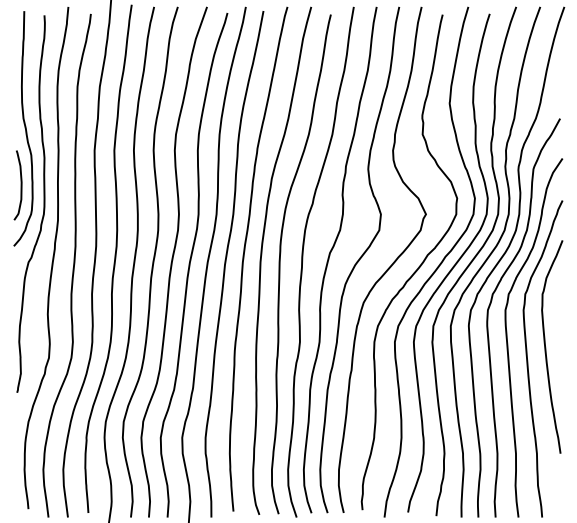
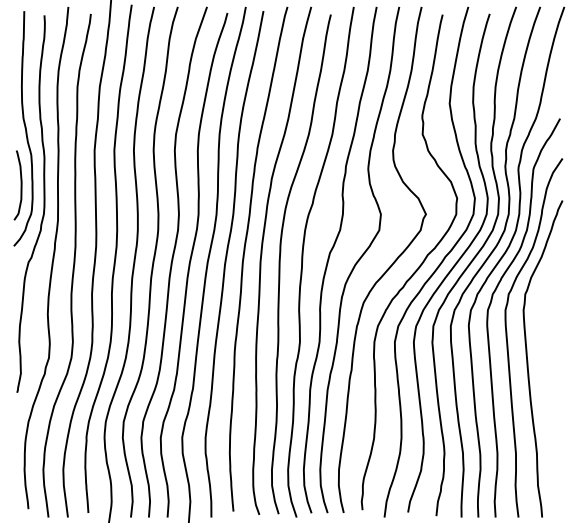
curve: present -> none (546, 347)
